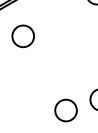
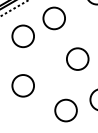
line: none -> present (13, 8)
circle: none -> present (53, 18)
circle: none -> present (77, 58)
circle: none -> present (22, 85)
